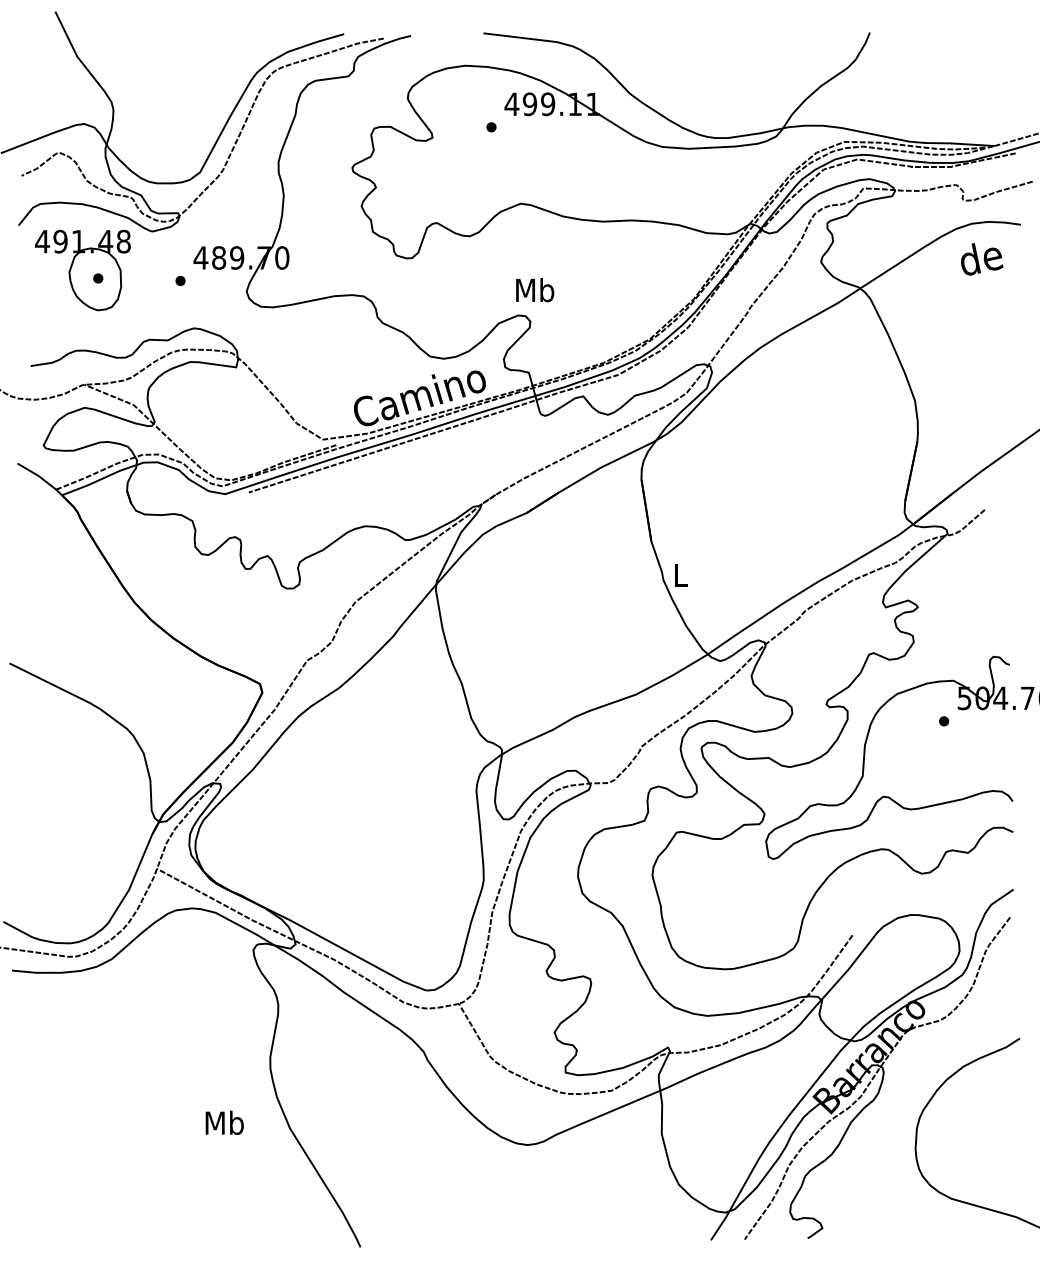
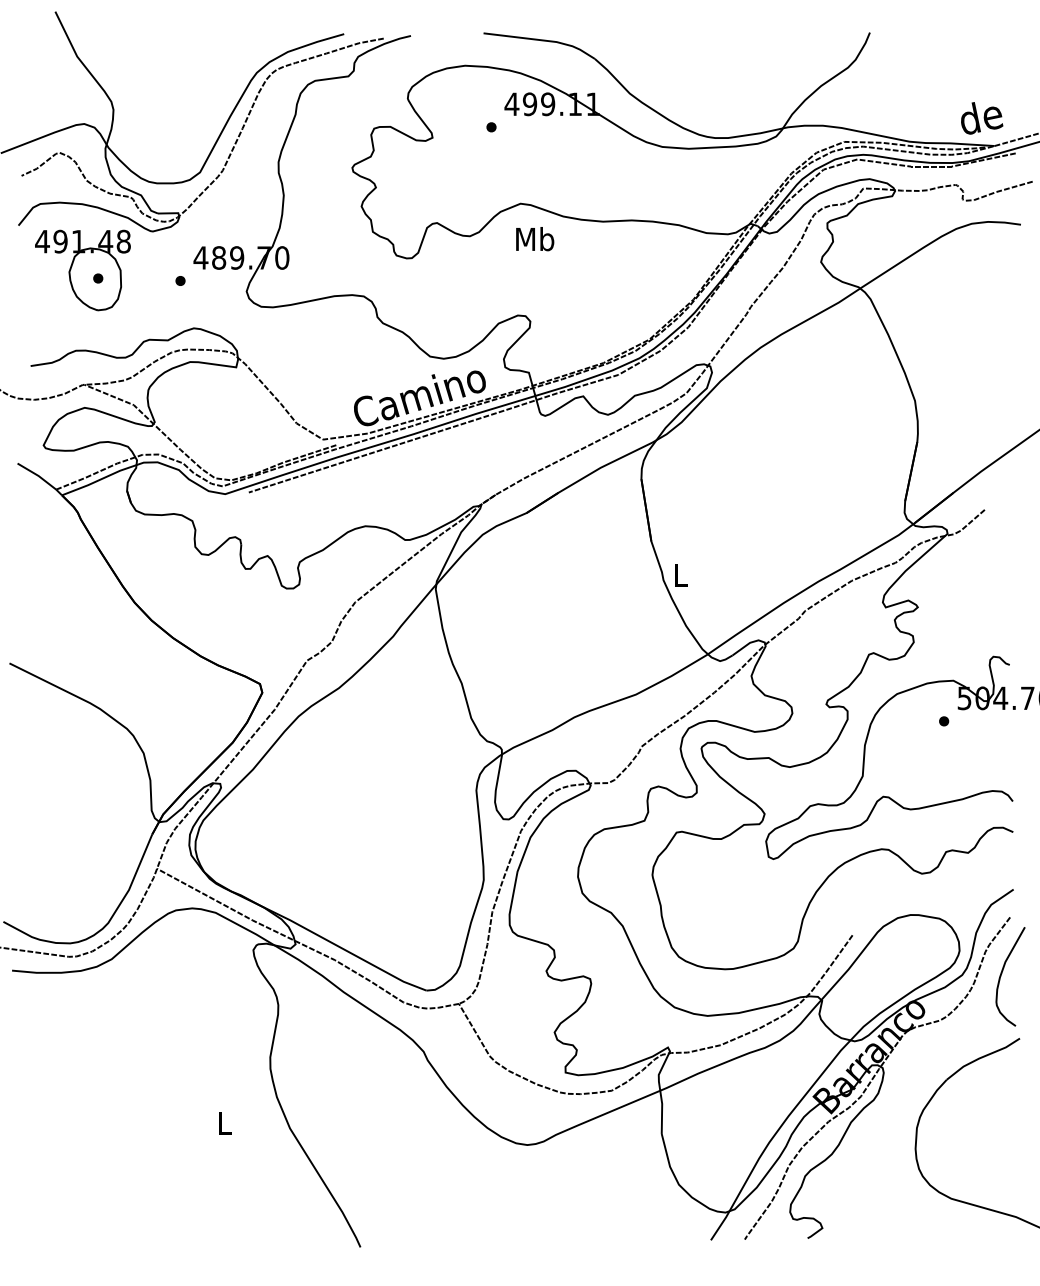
text position: (982, 259) -> (982, 118) (982, 118)
text position: (535, 290) -> (535, 239) (535, 239)
curve: none -> present (1002, 973)
text: Mb -> L (224, 1122)
